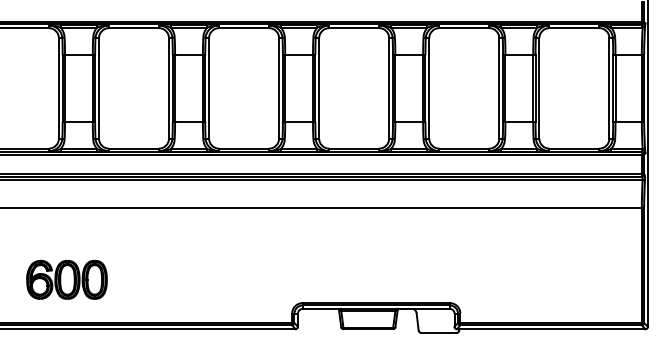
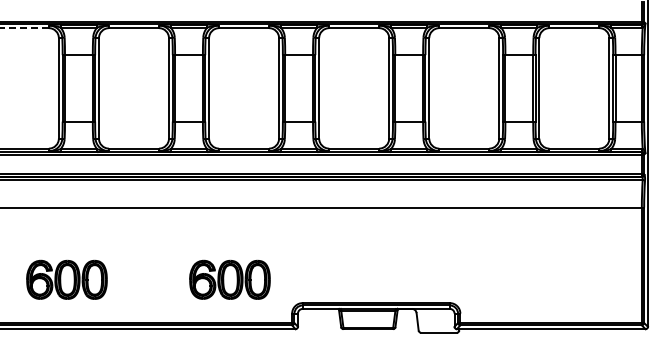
line: solid -> dashed (24, 28)
part: none -> present (229, 279)
